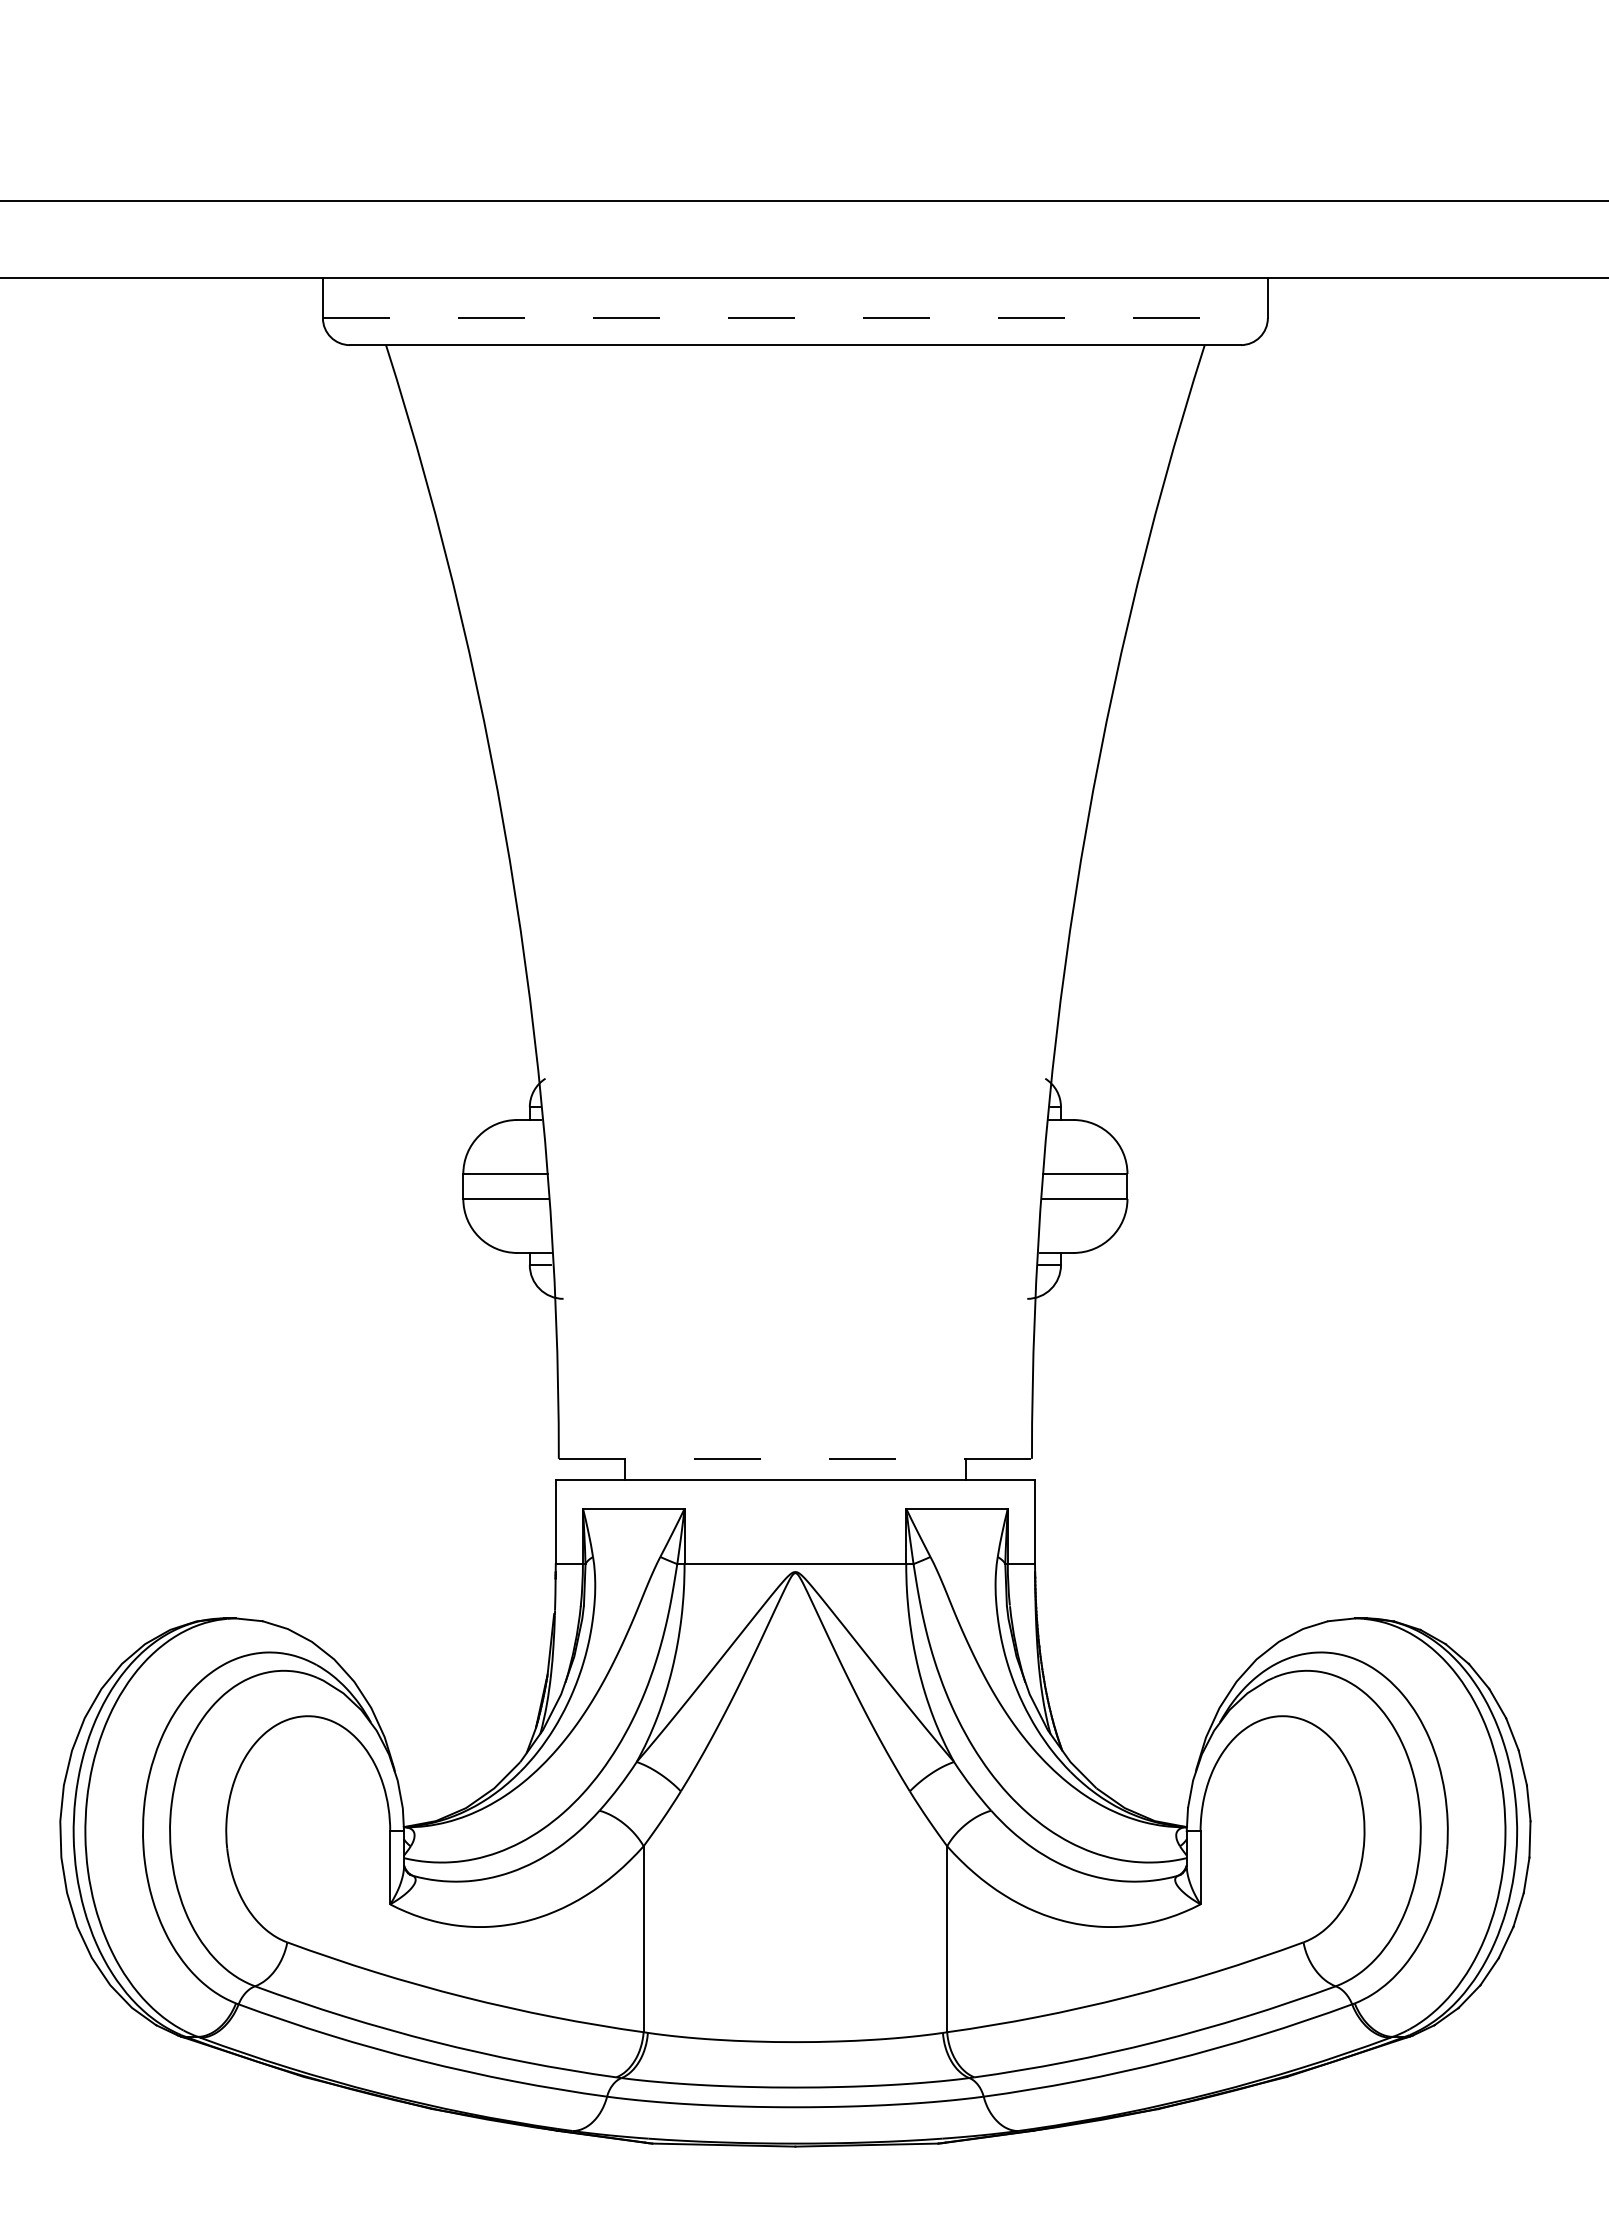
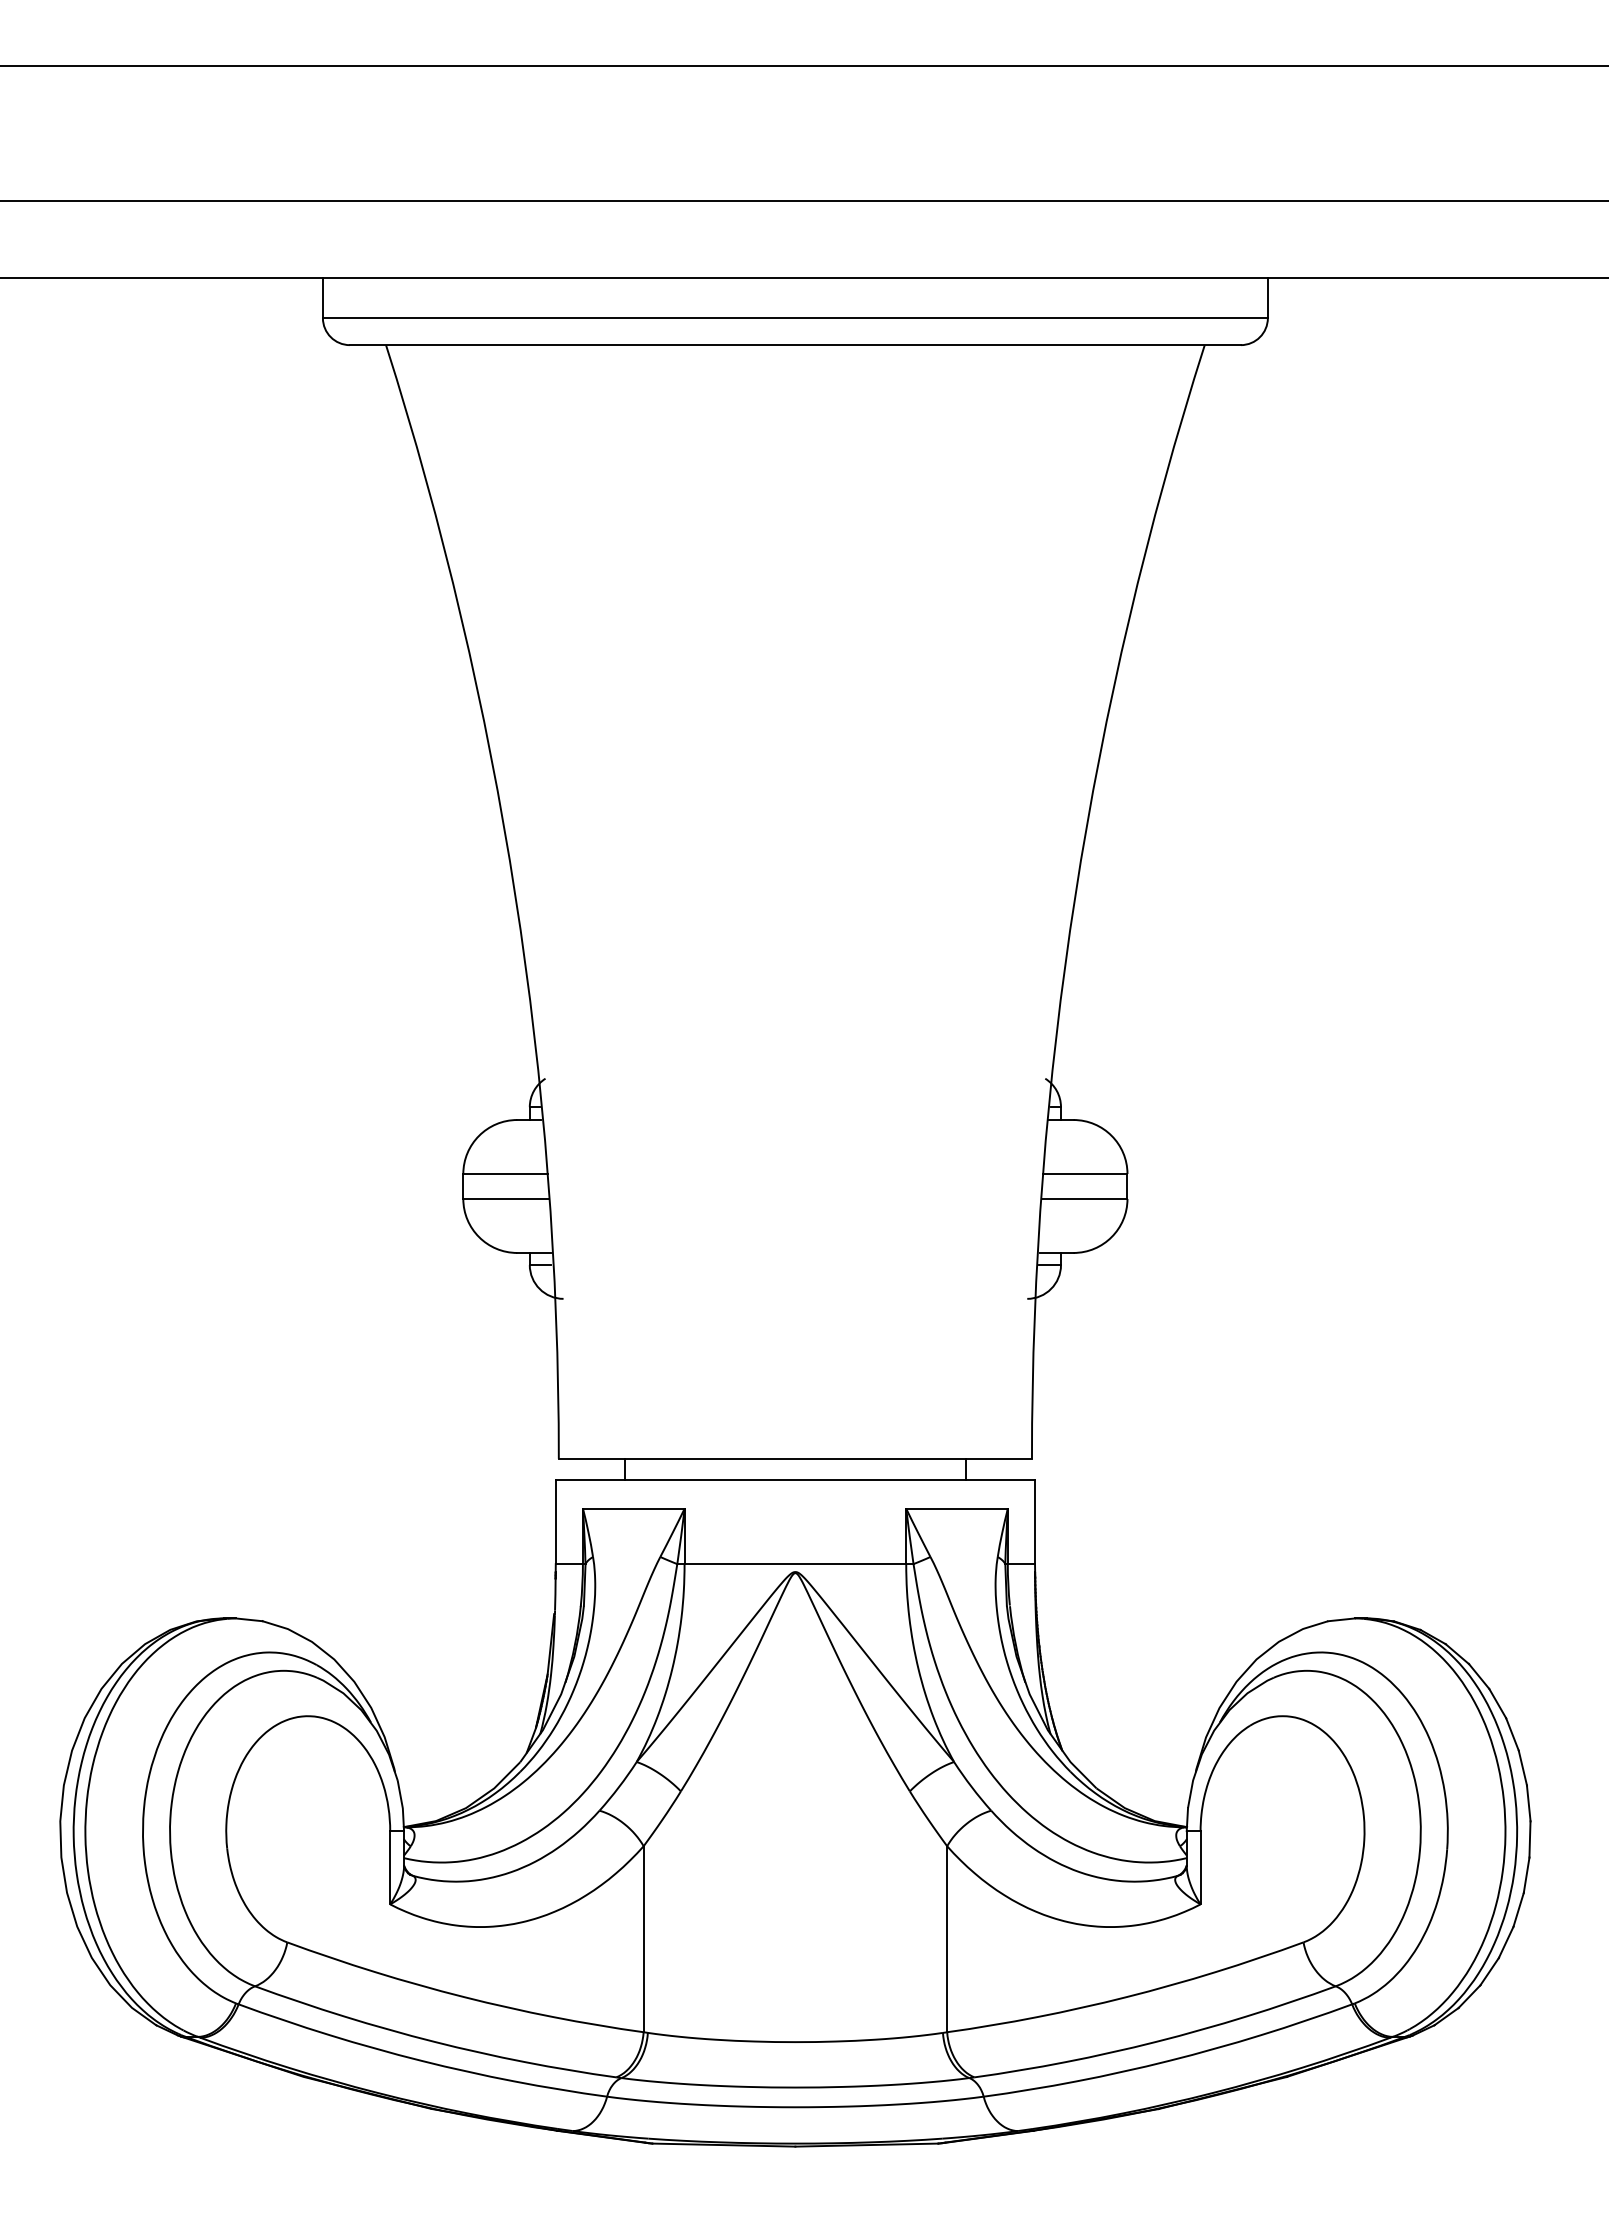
line: none -> present (803, 66)
line: dashed -> solid (795, 318)
line: dashed -> solid (795, 1458)
